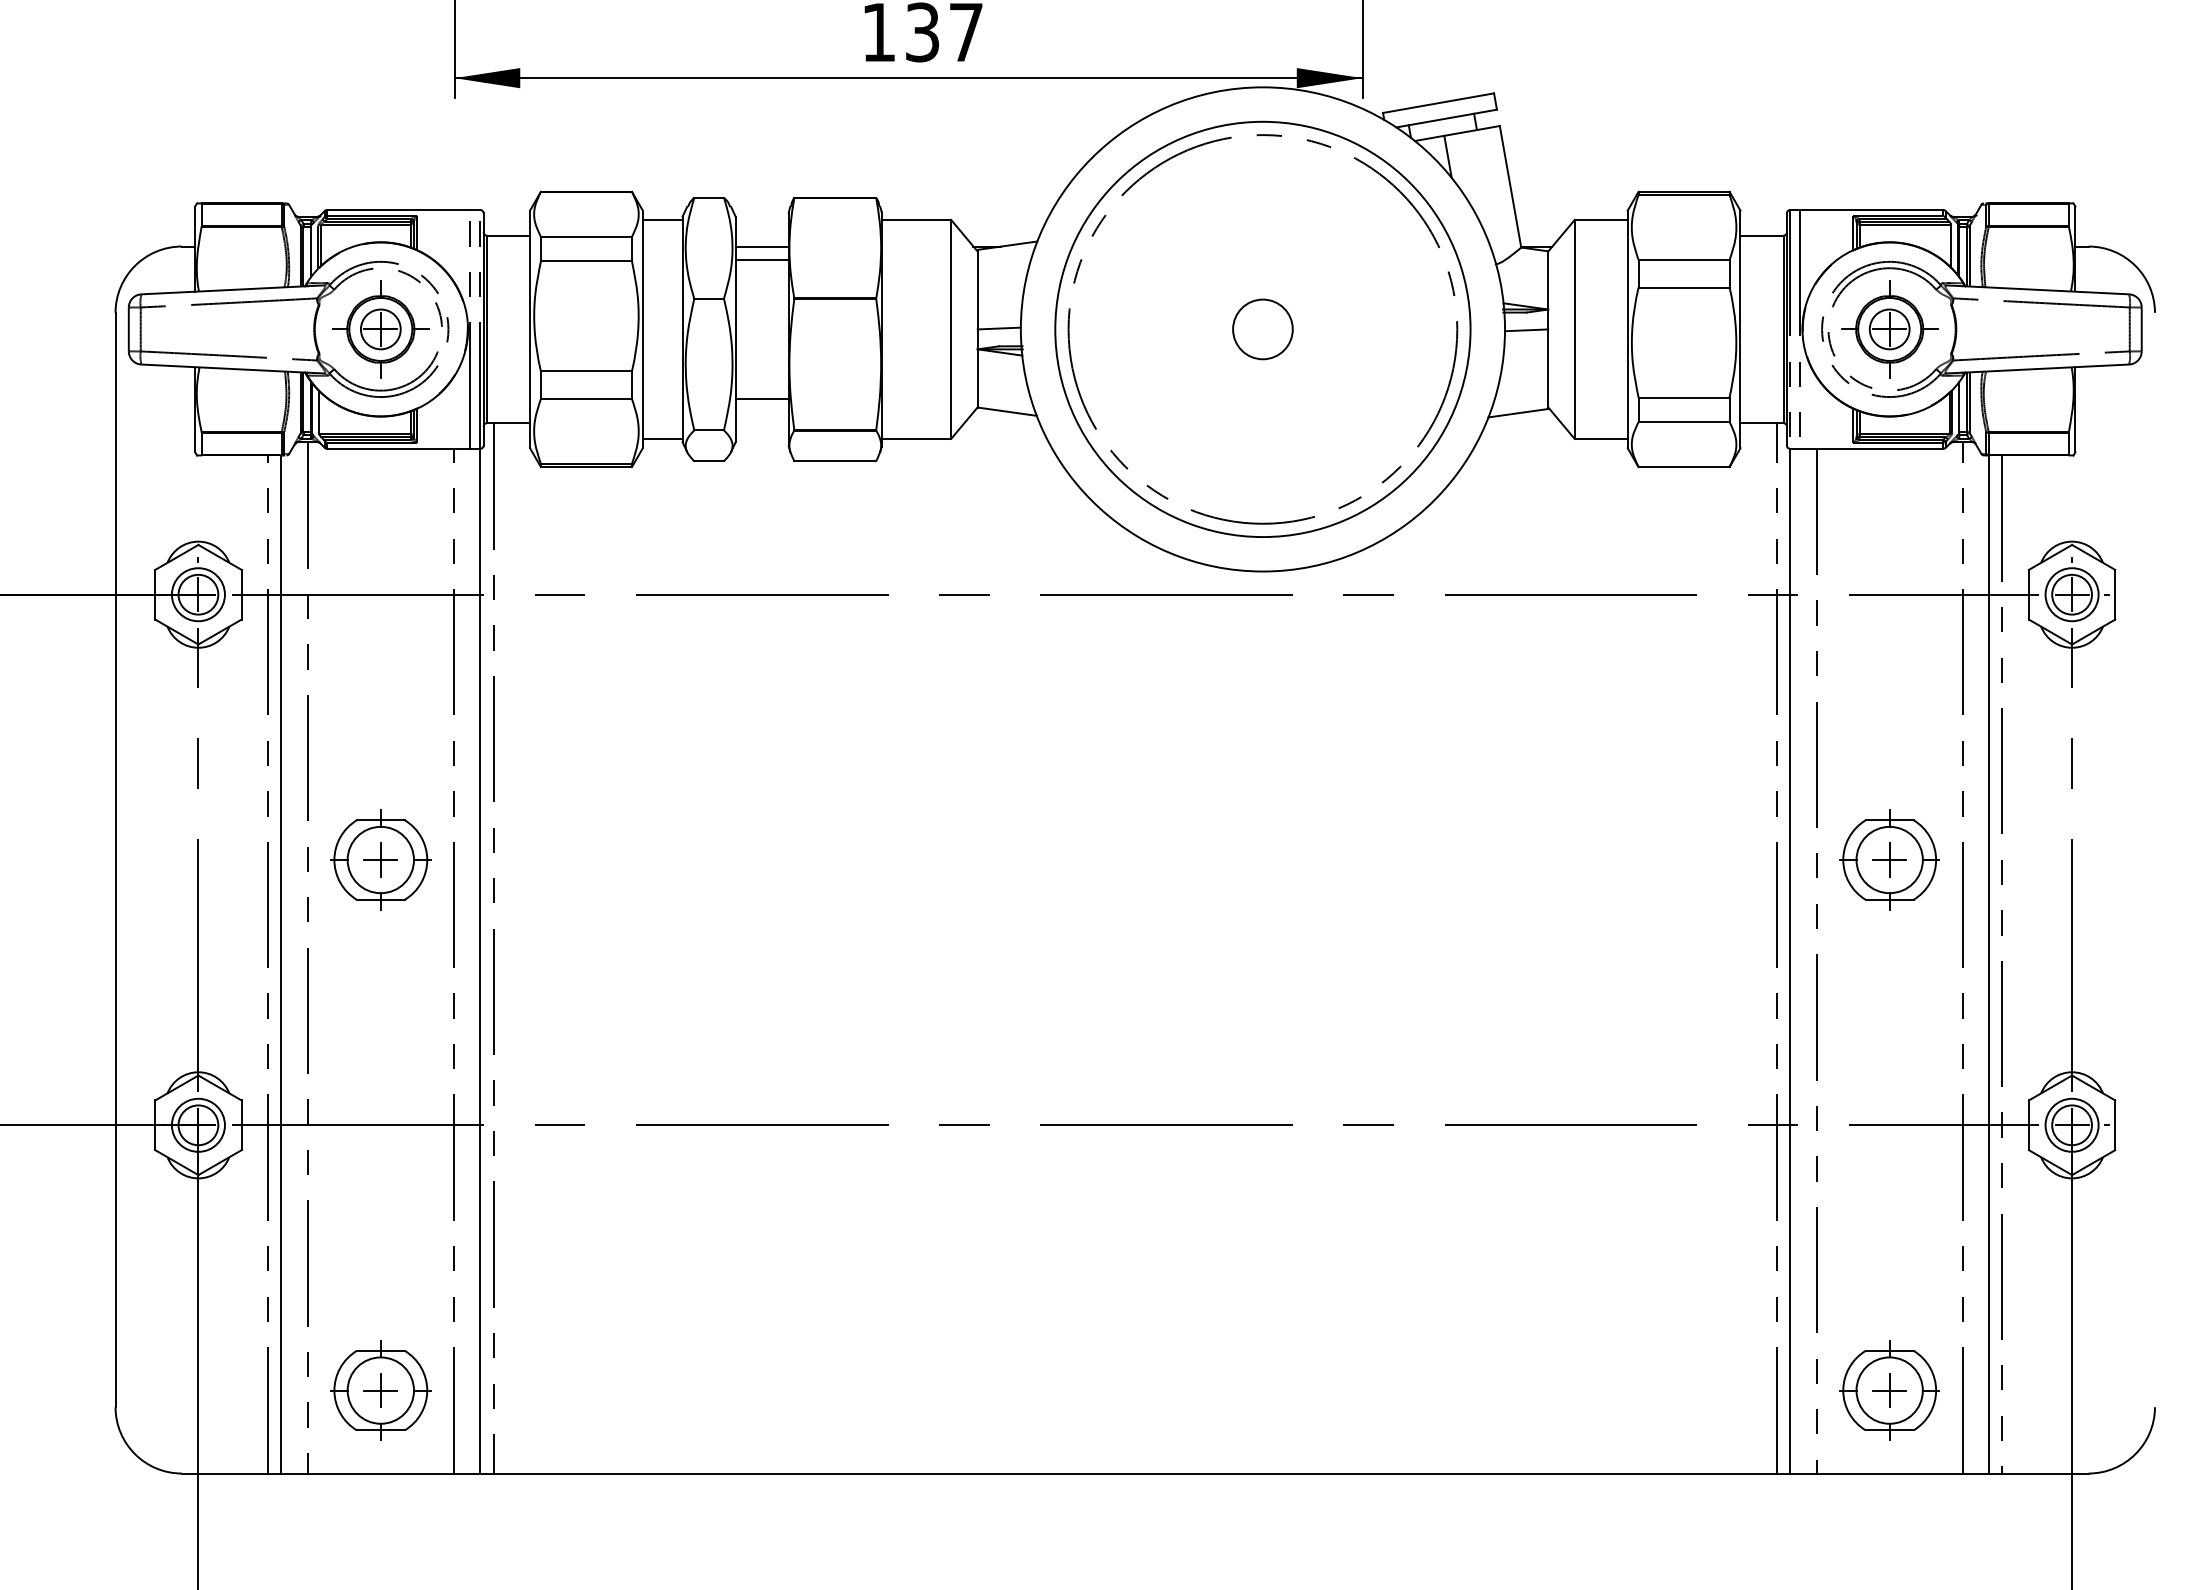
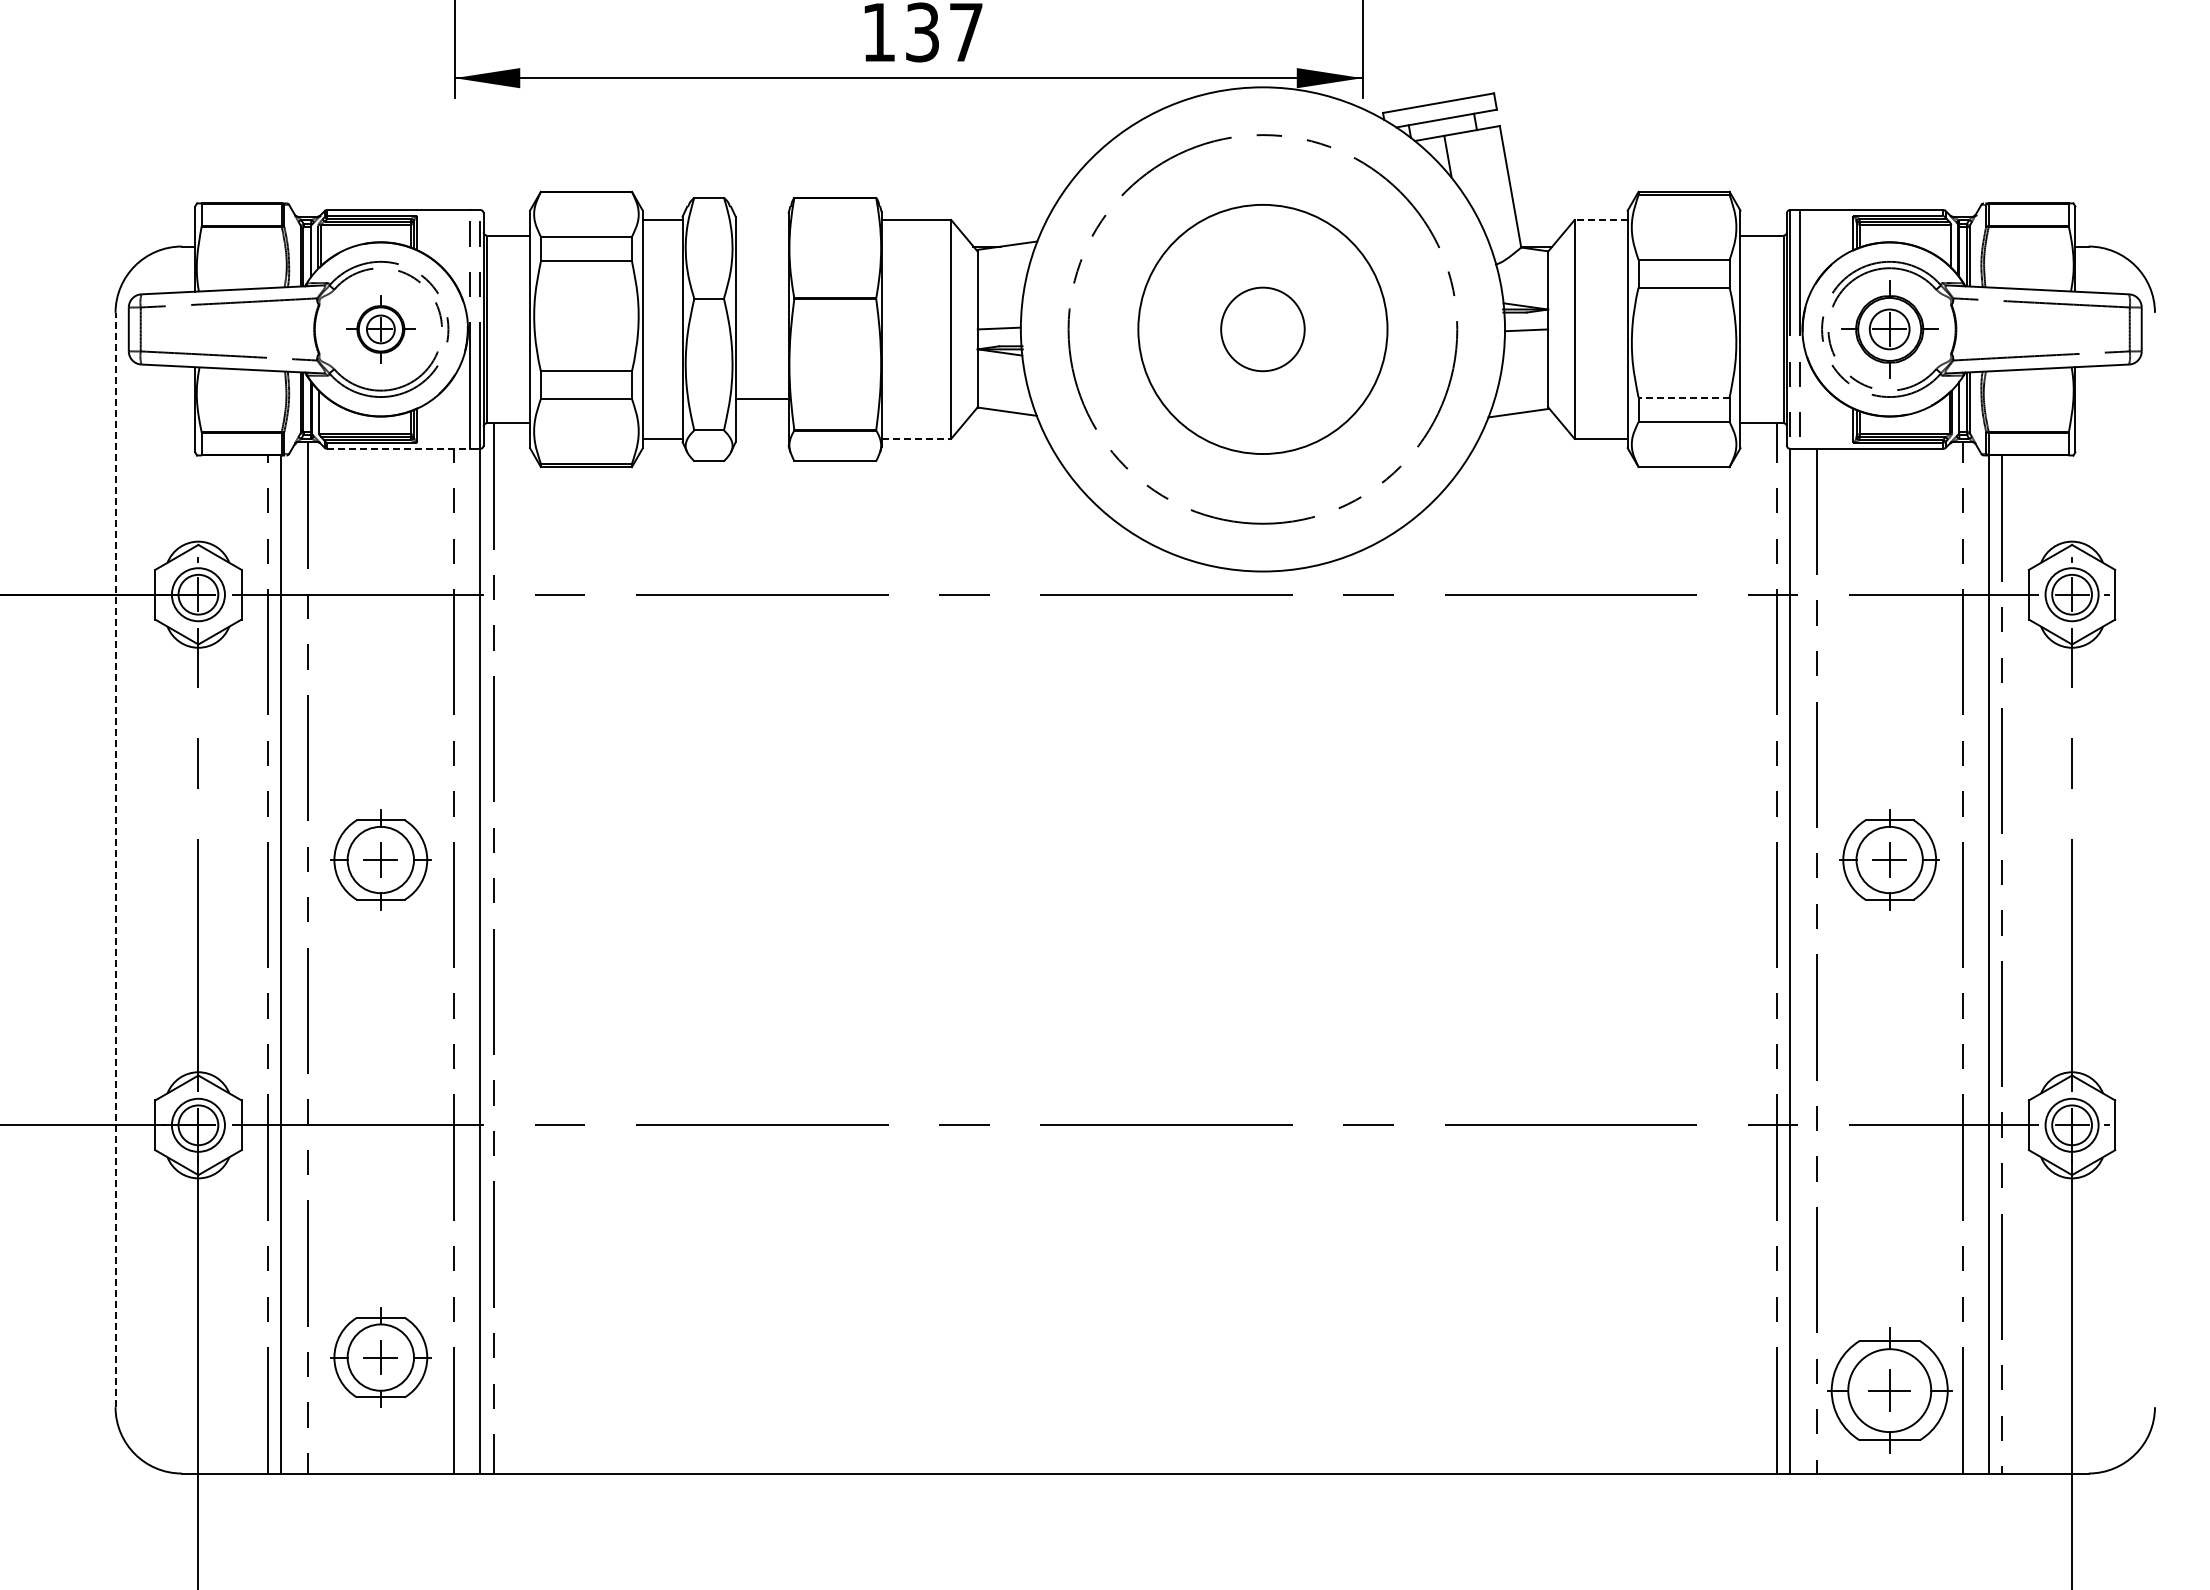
line: solid -> dashed (1601, 220)
line: present -> none (761, 246)
line: present -> none (761, 259)
part size: 98x99 px -> 70x69 px (380, 329)
circle diameter: 415 px -> 249 px (1262, 329)
circle diameter: 60 px -> 84 px (1262, 329)
line: solid -> dashed (1684, 397)
line: solid -> dashed (916, 438)
line: solid -> dashed (398, 448)
line: solid -> dashed (115, 859)
part position: (380, 1390) -> (380, 1357) (380, 1357)
part size: 101x101 px -> 126x127 px (1889, 1390)
